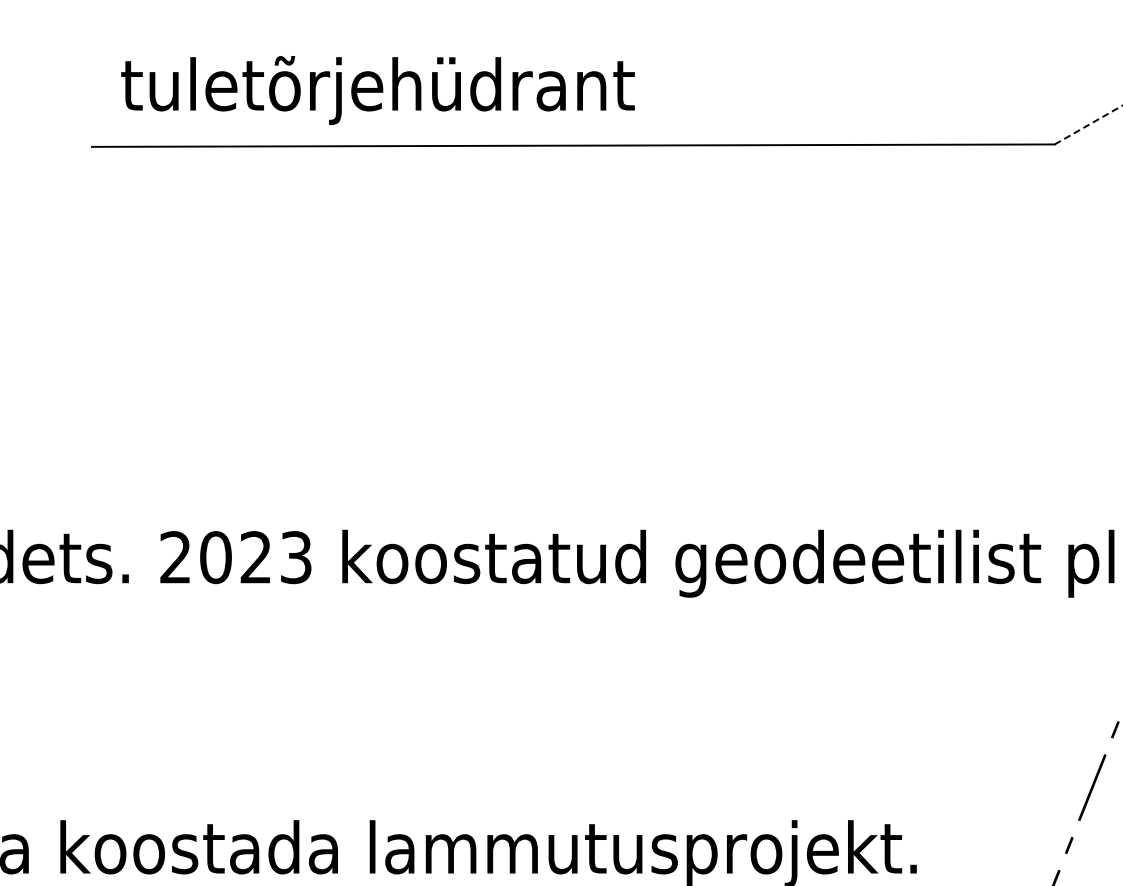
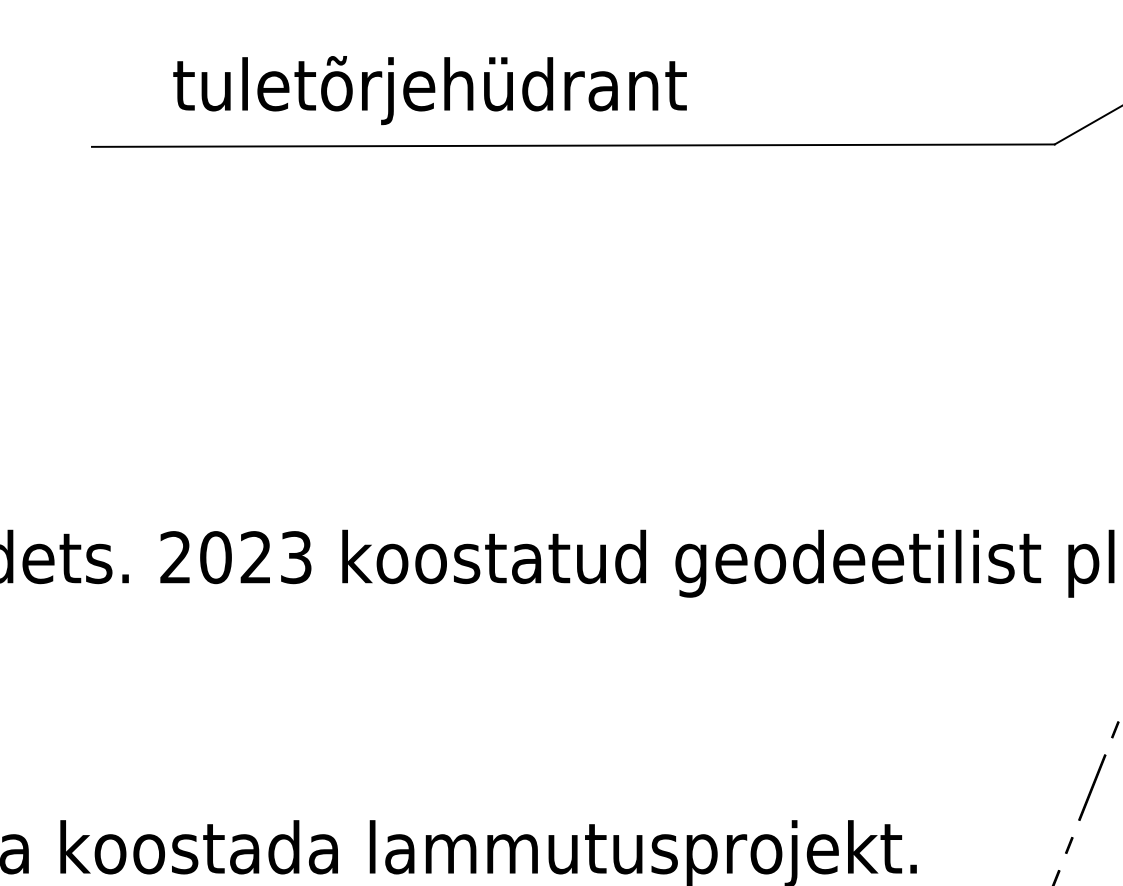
text position: (377, 90) -> (429, 90) (429, 90)
line: dashed -> solid (1088, 125)
